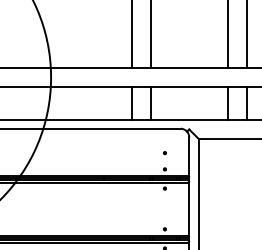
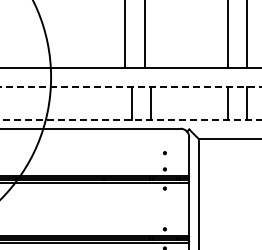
line position: (131, 34) -> (124, 34) (124, 34)
line position: (151, 34) -> (145, 34) (145, 34)
line: solid -> dashed (131, 87)
line: solid -> dashed (130, 119)
